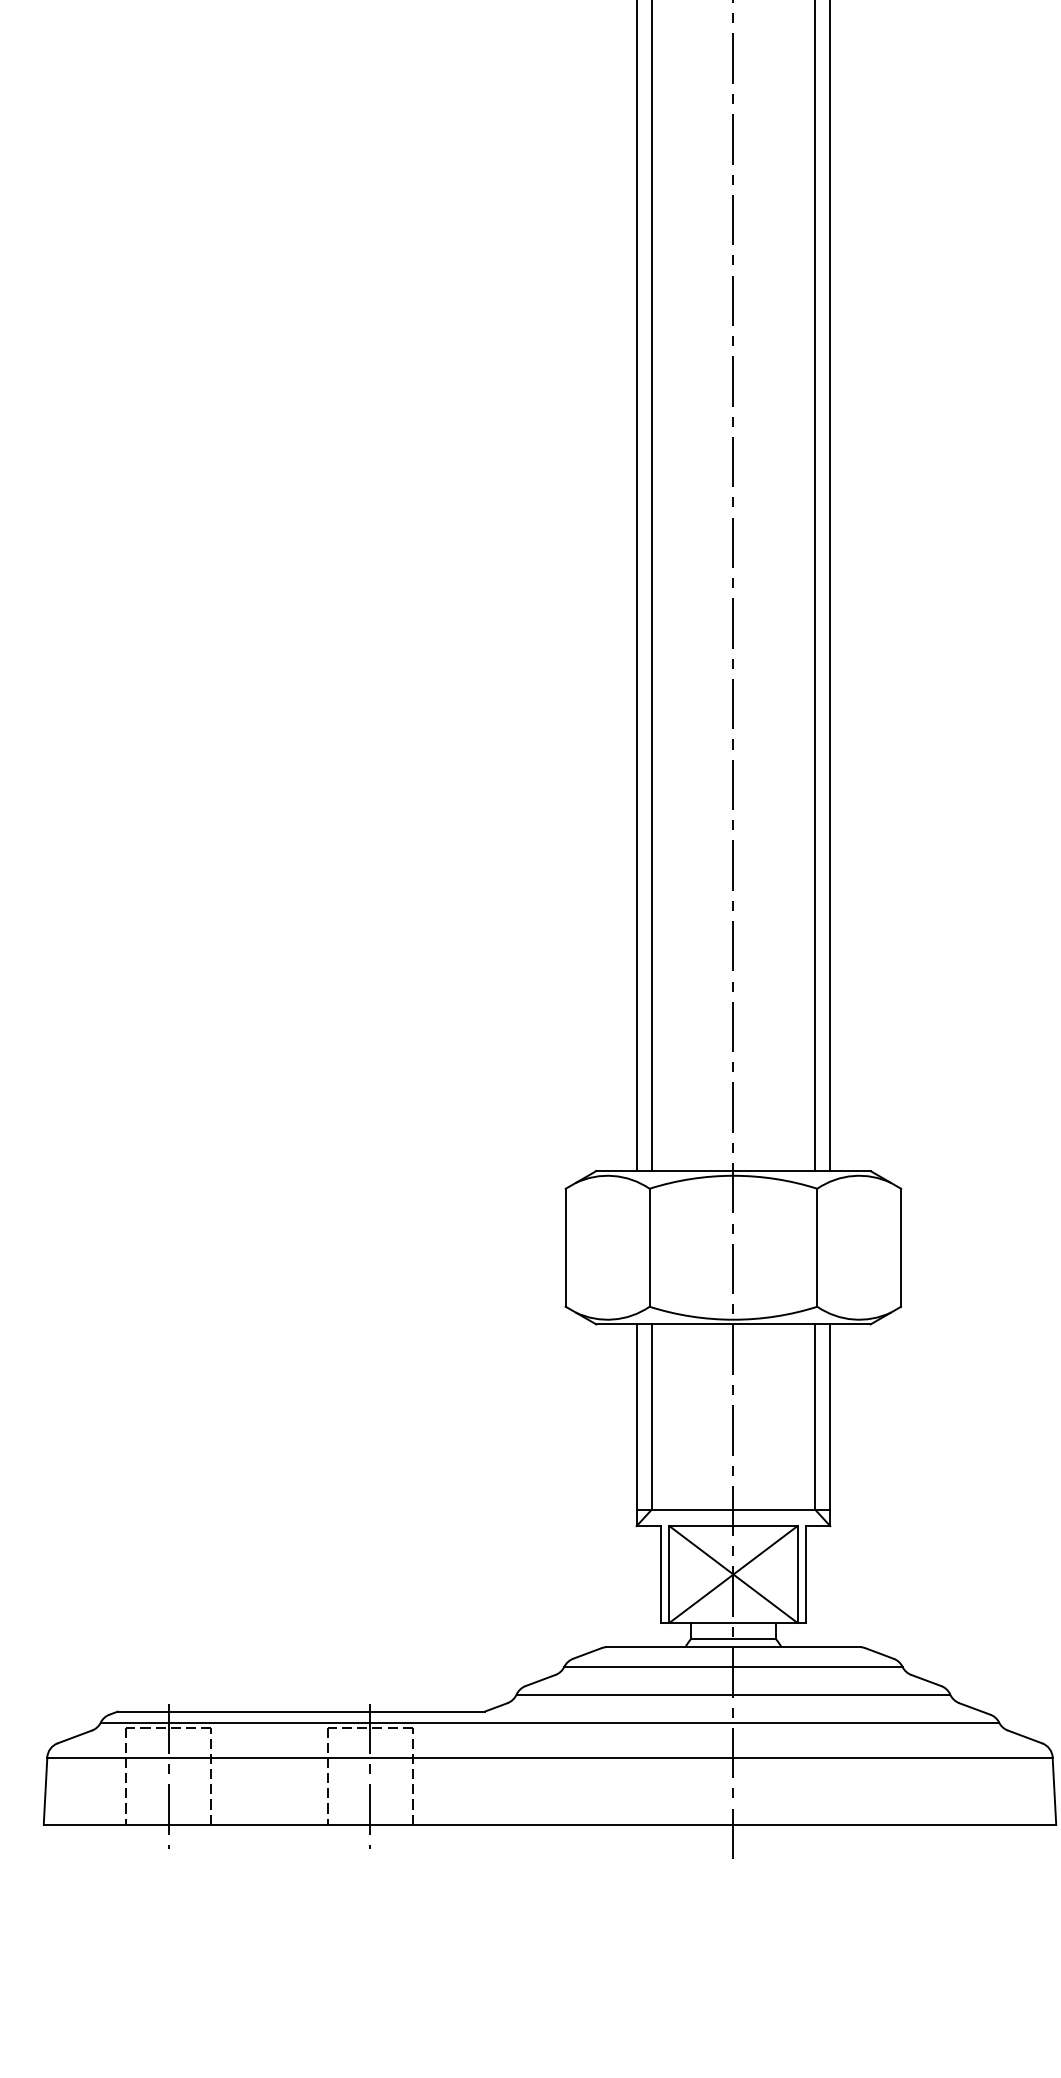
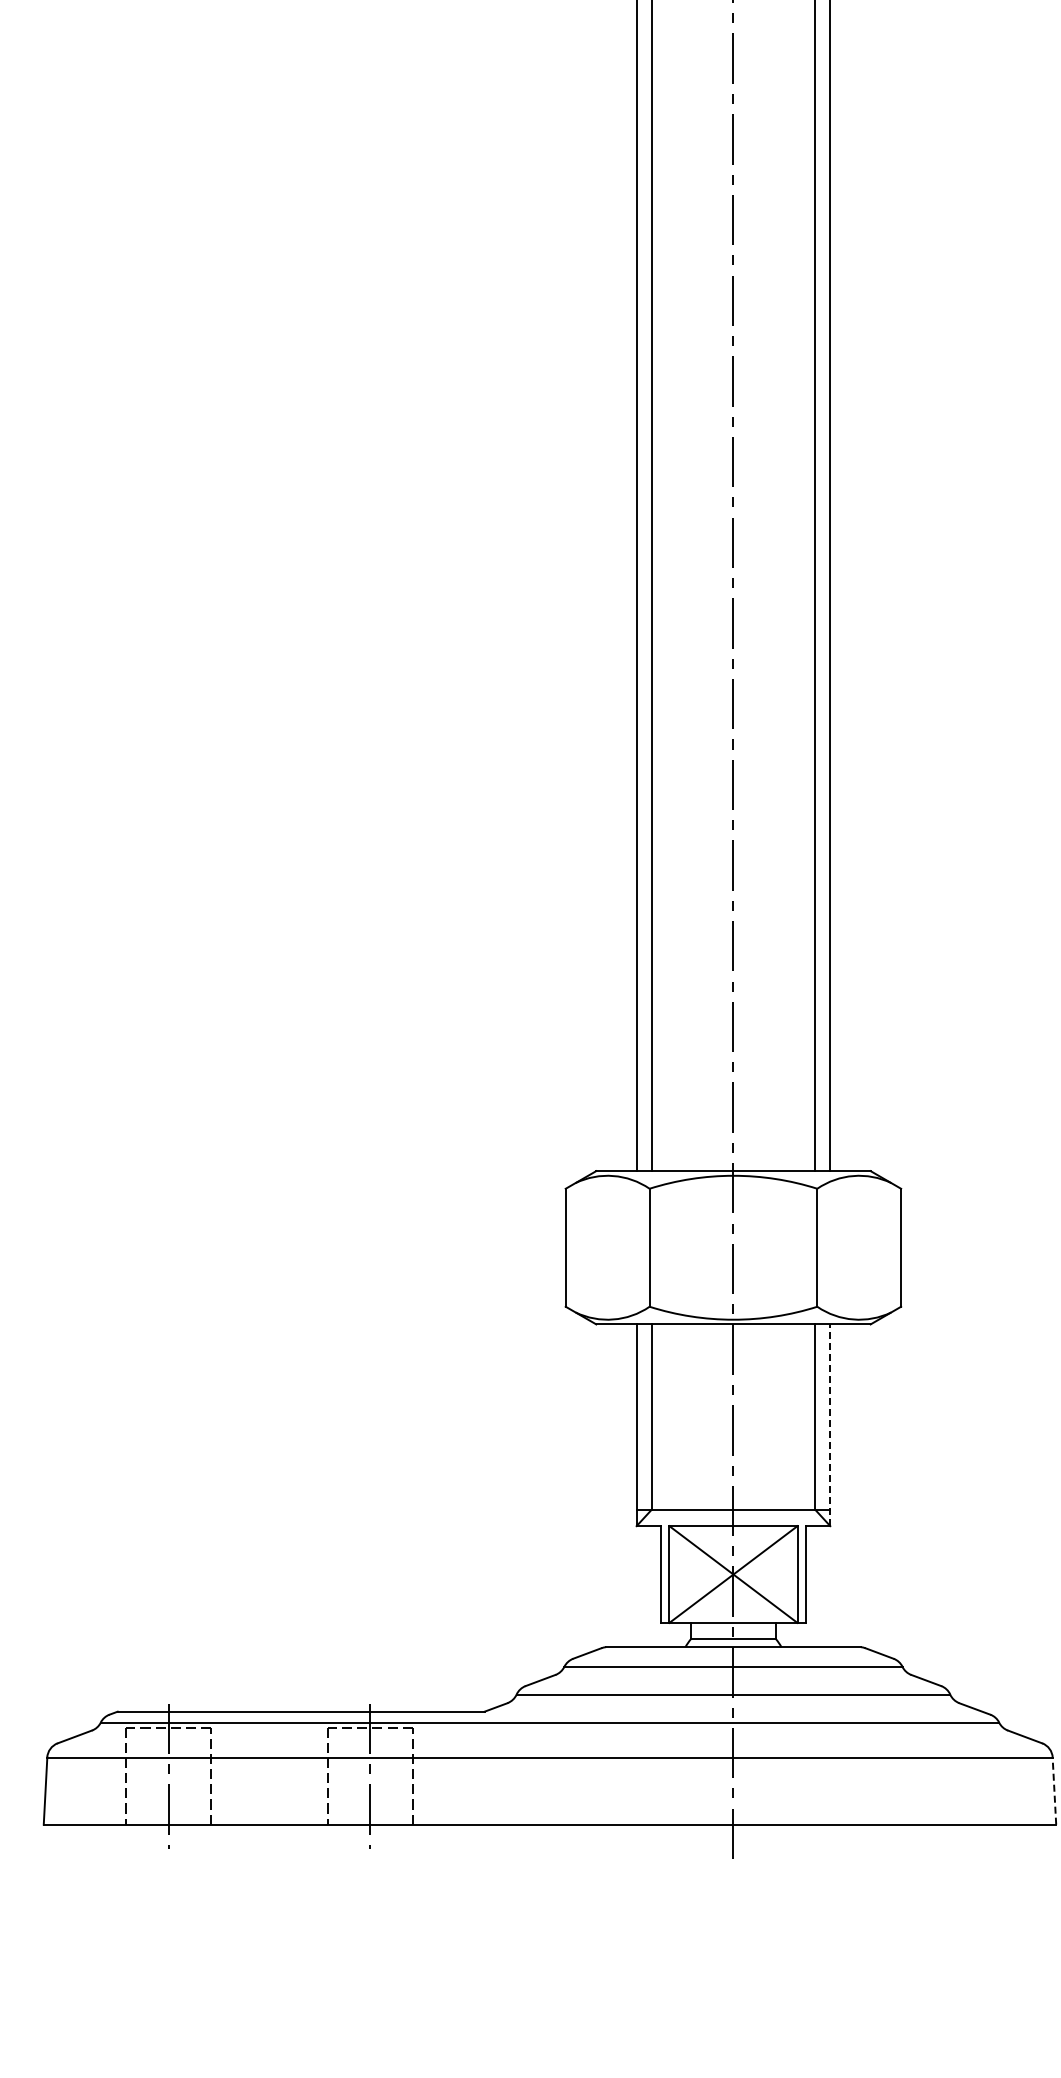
line: solid -> dashed (830, 1425)
line: solid -> dashed (1054, 1791)
